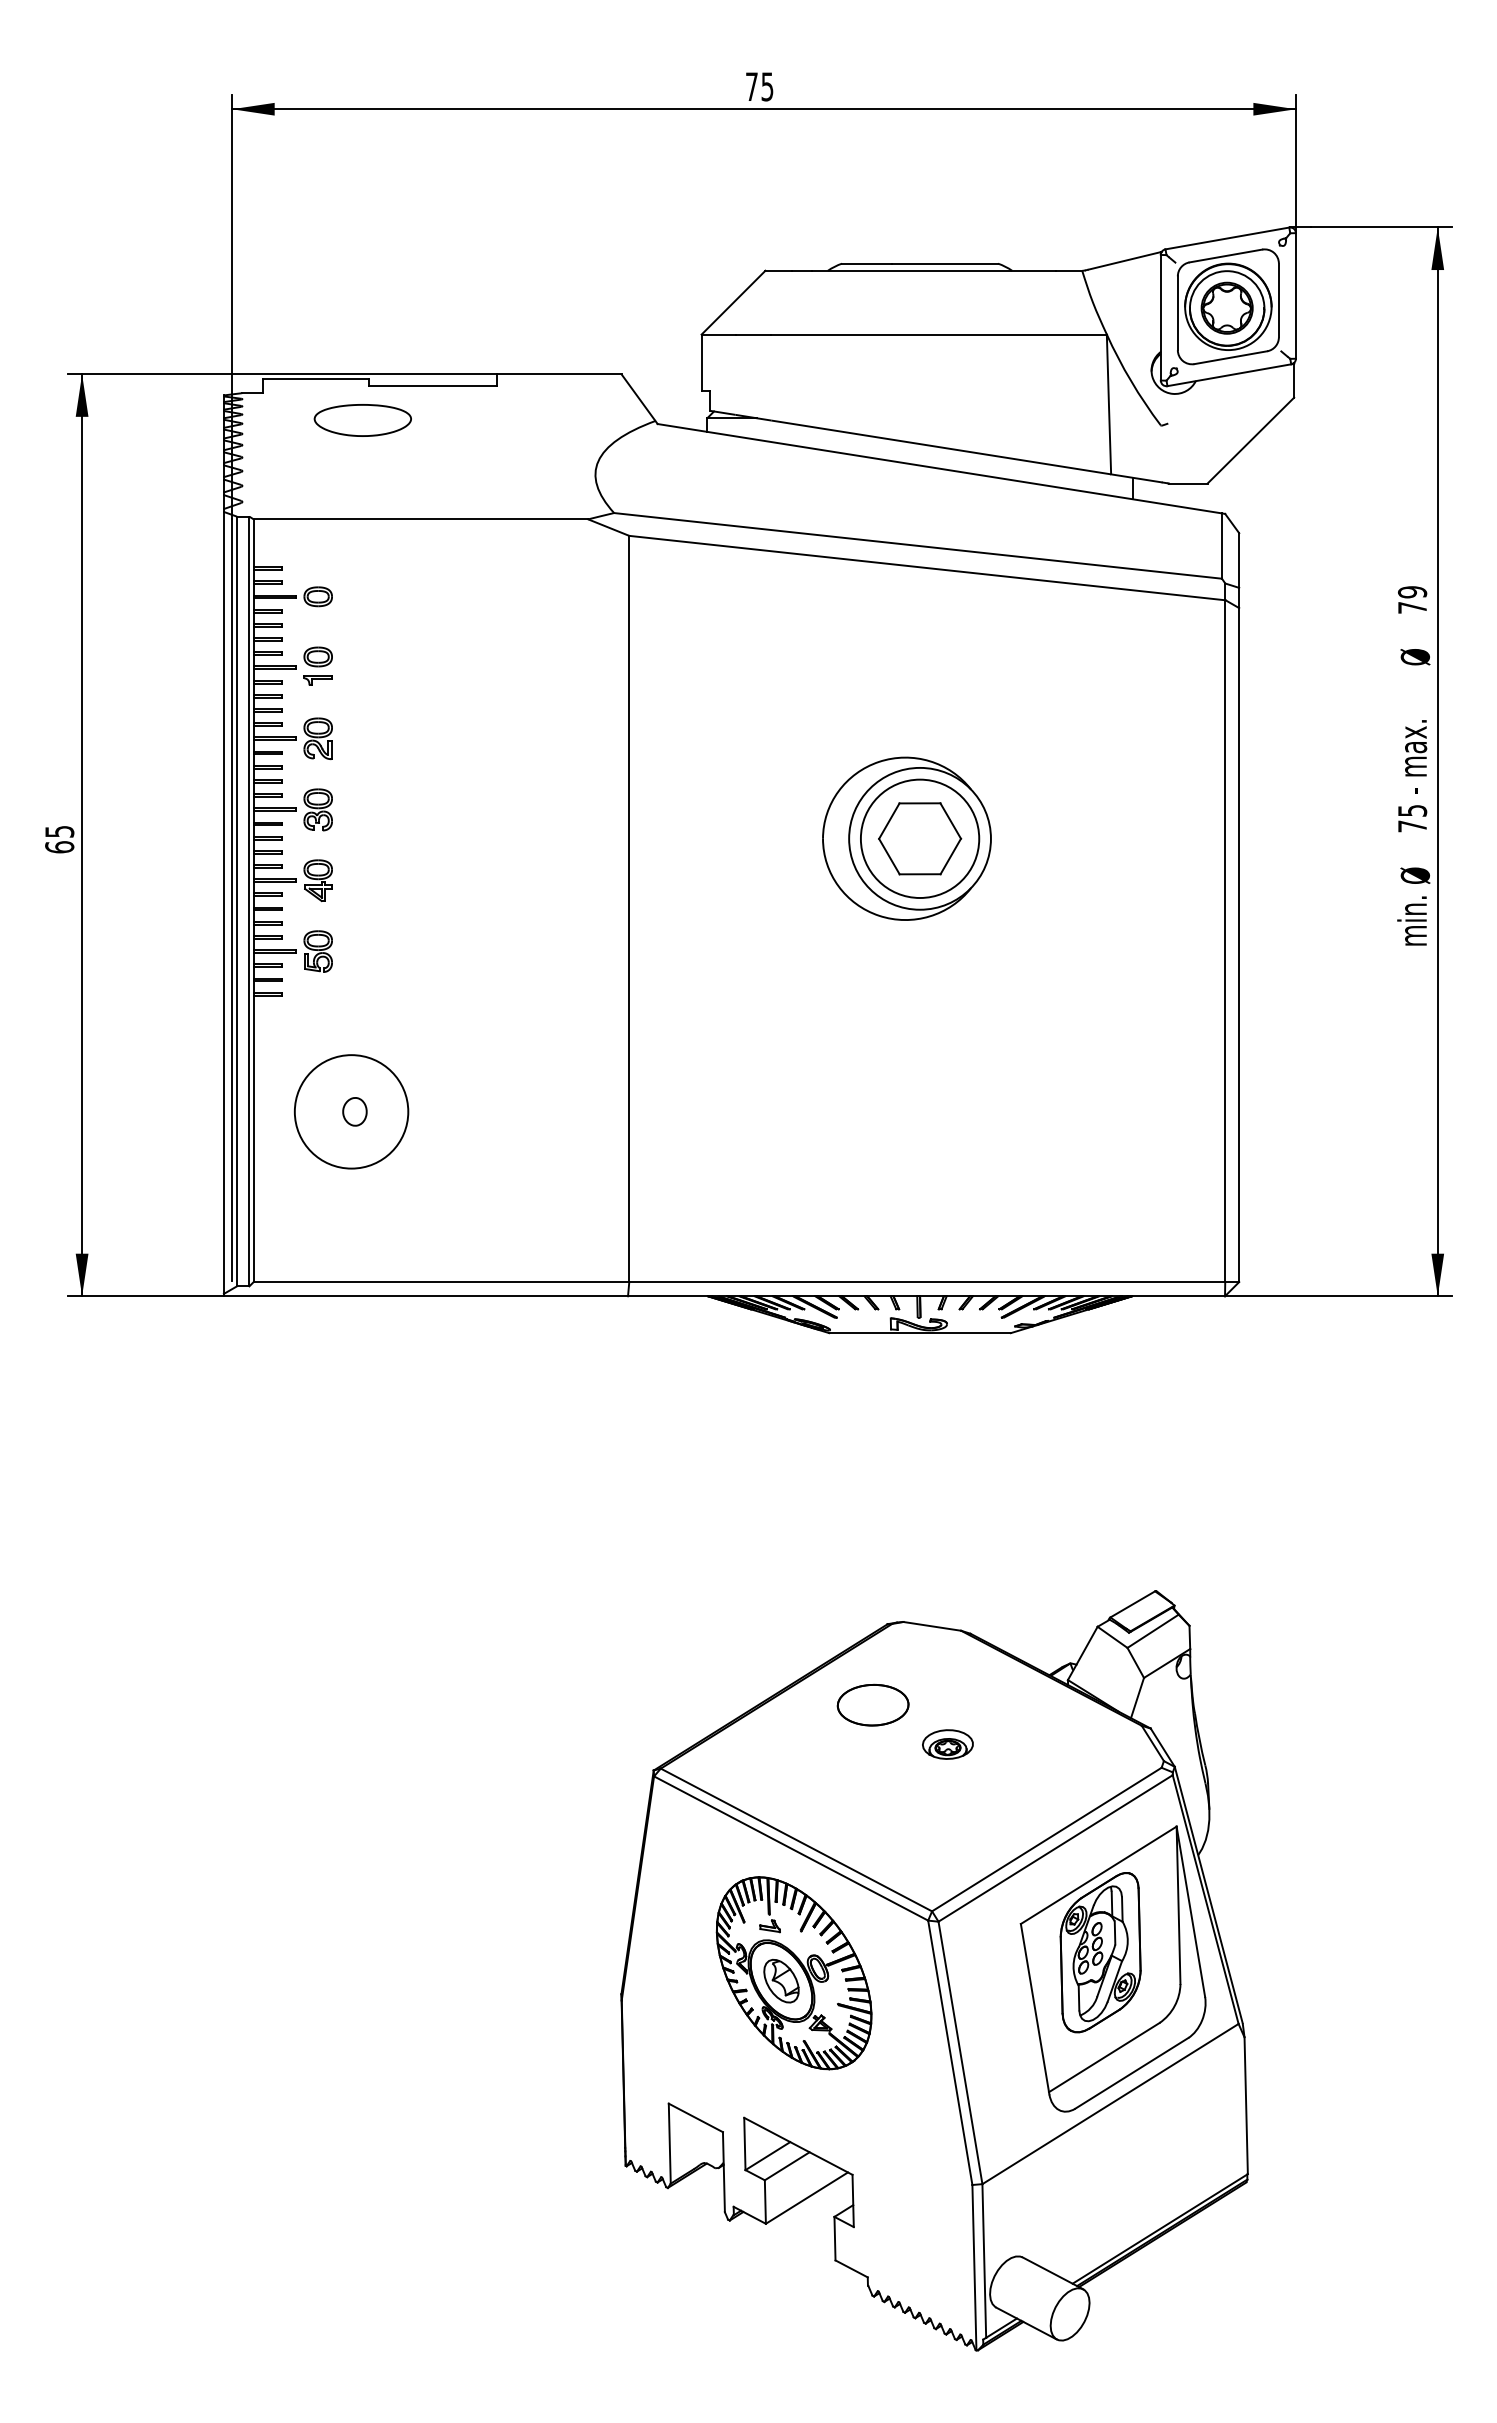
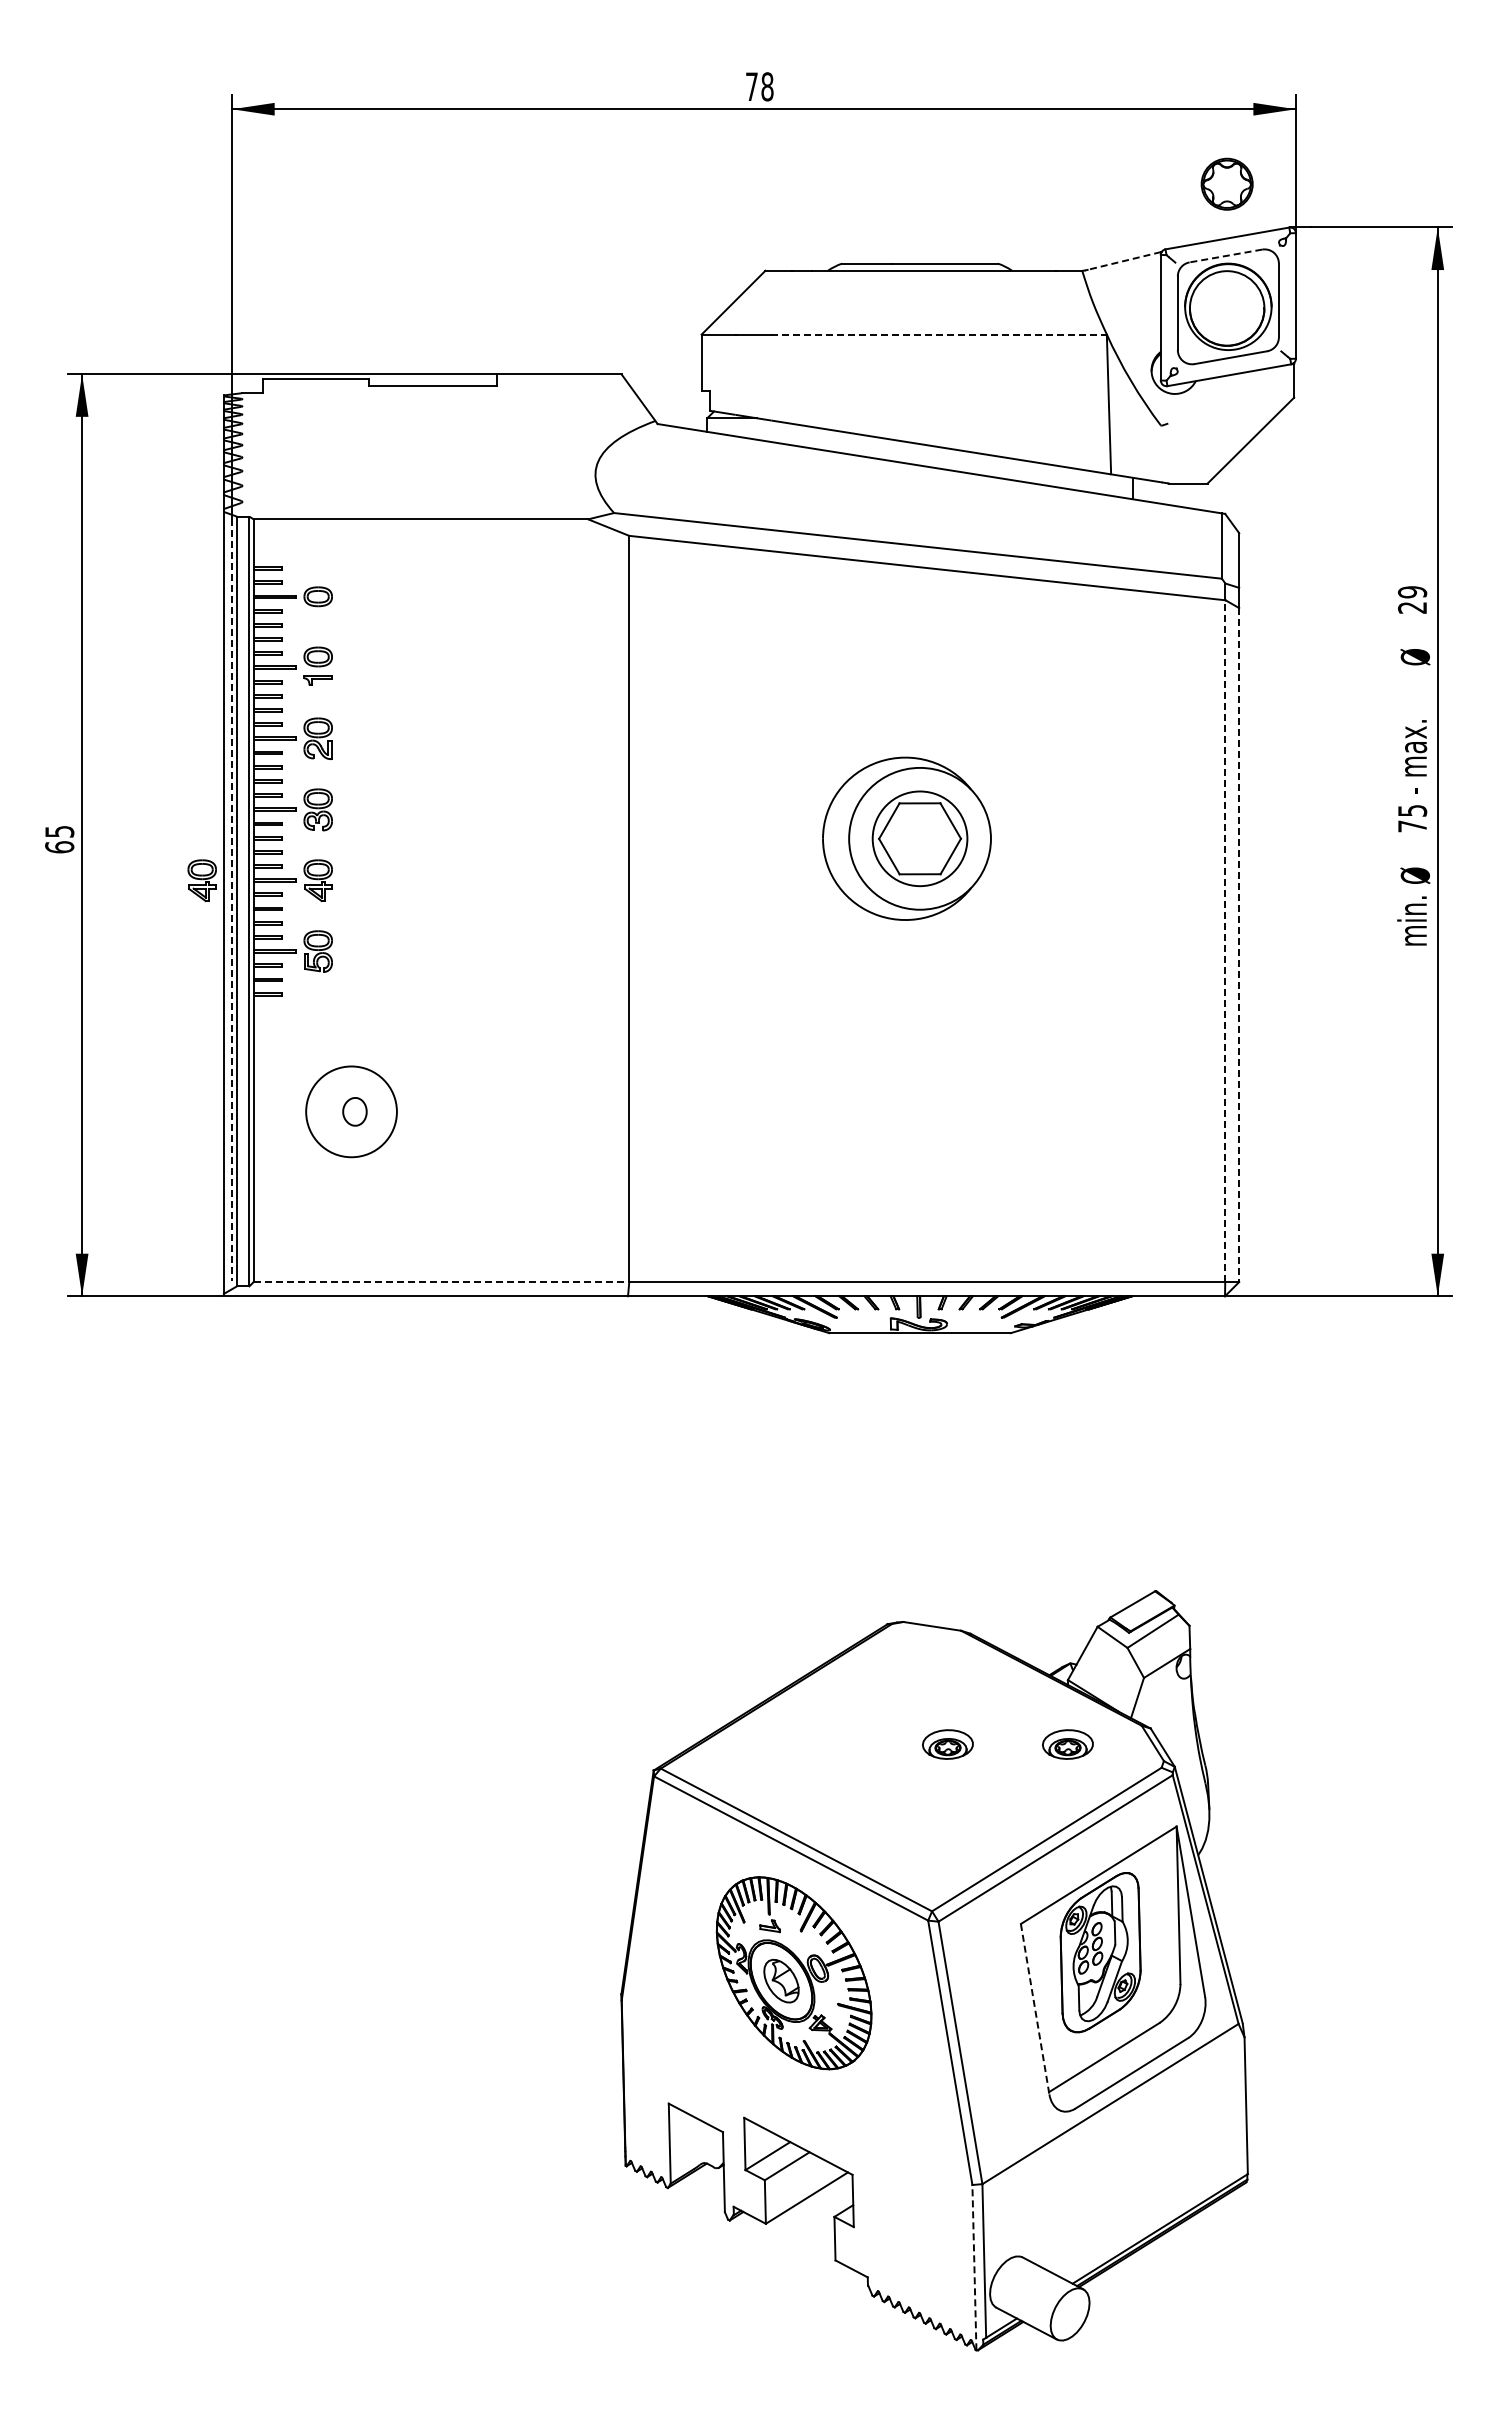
text: 75 -> 78 (767, 86)
line: solid -> dashed (1225, 256)
line: solid -> dashed (1124, 260)
part position: (1226, 307) -> (1226, 183) (1226, 183)
line: solid -> dashed (939, 334)
part: present -> none (362, 420)
text: 79 -> 29 (1411, 607)
circle diameter: 118 px -> 95 px (919, 838)
part: none -> present (201, 880)
line: solid -> dashed (232, 900)
line: solid -> dashed (1225, 941)
line: solid -> dashed (1239, 945)
circle diameter: 113 px -> 91 px (351, 1111)
line: solid -> dashed (441, 1282)
part: present -> none (872, 1704)
part: none -> present (1067, 1744)
line: solid -> dashed (1035, 2009)
line: solid -> dashed (974, 2267)
